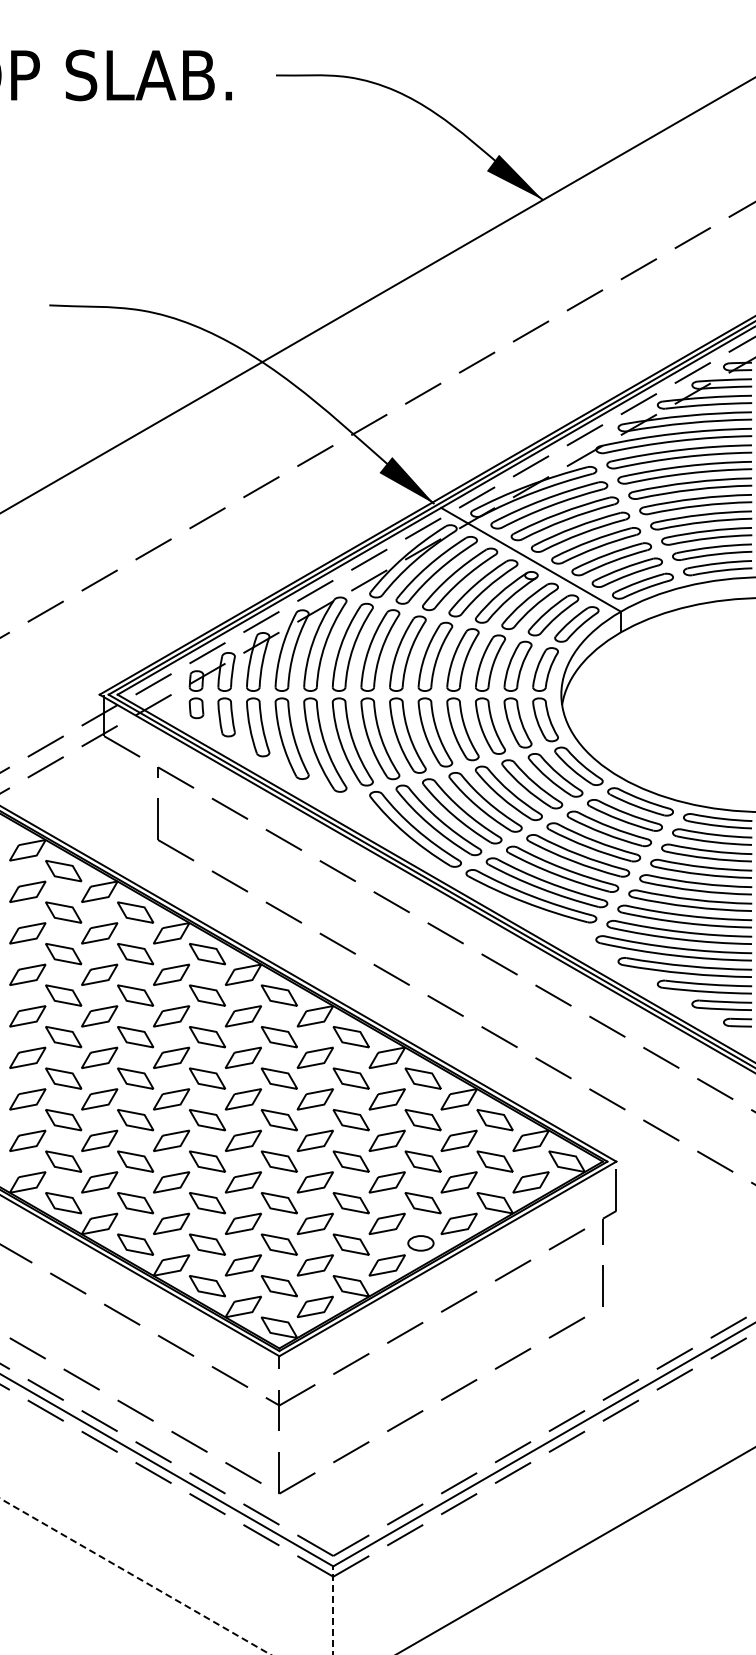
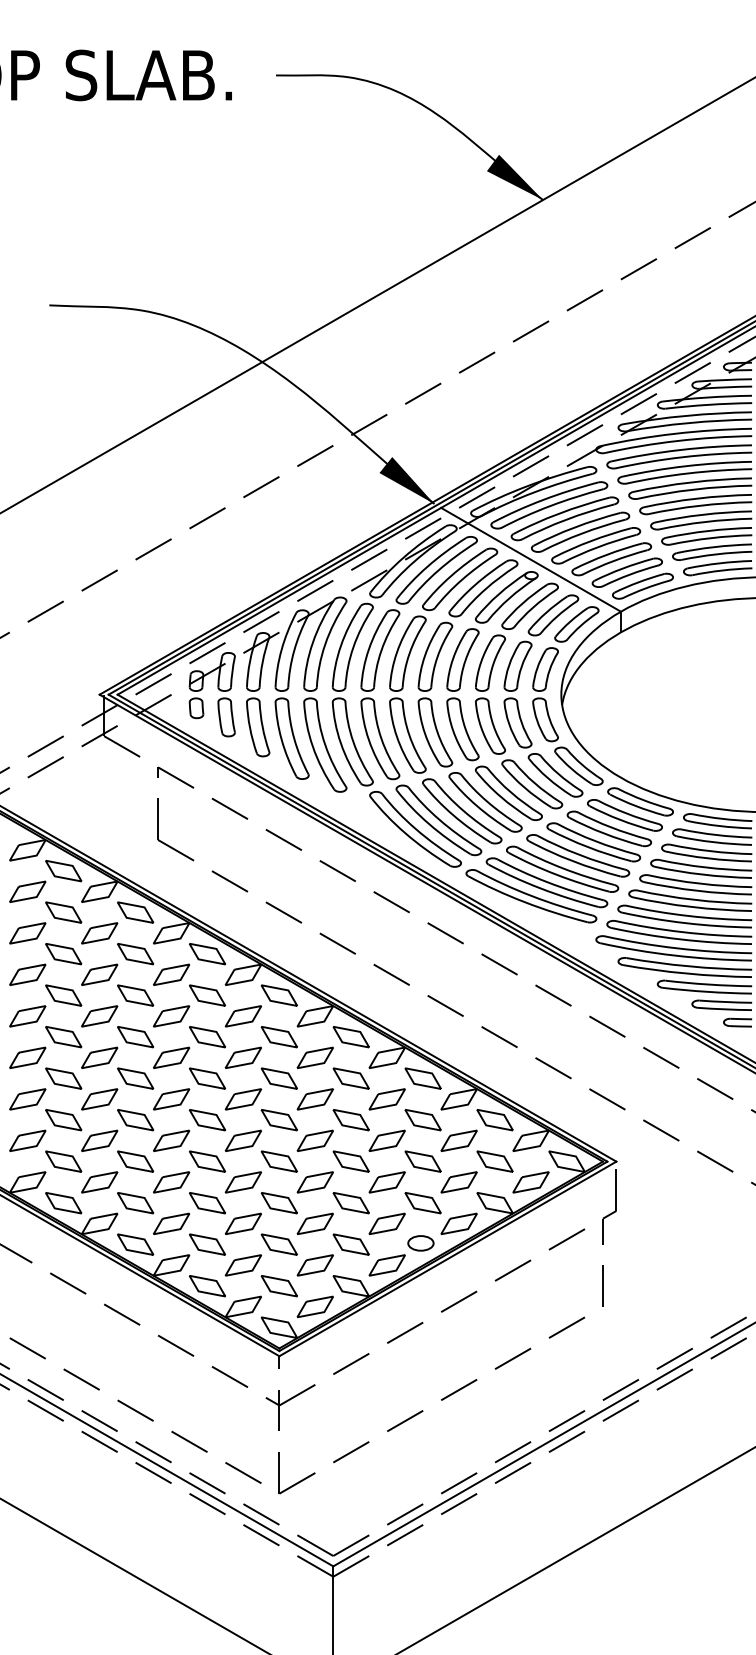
line: dashed -> solid (135, 1576)
line: dashed -> solid (333, 1610)
